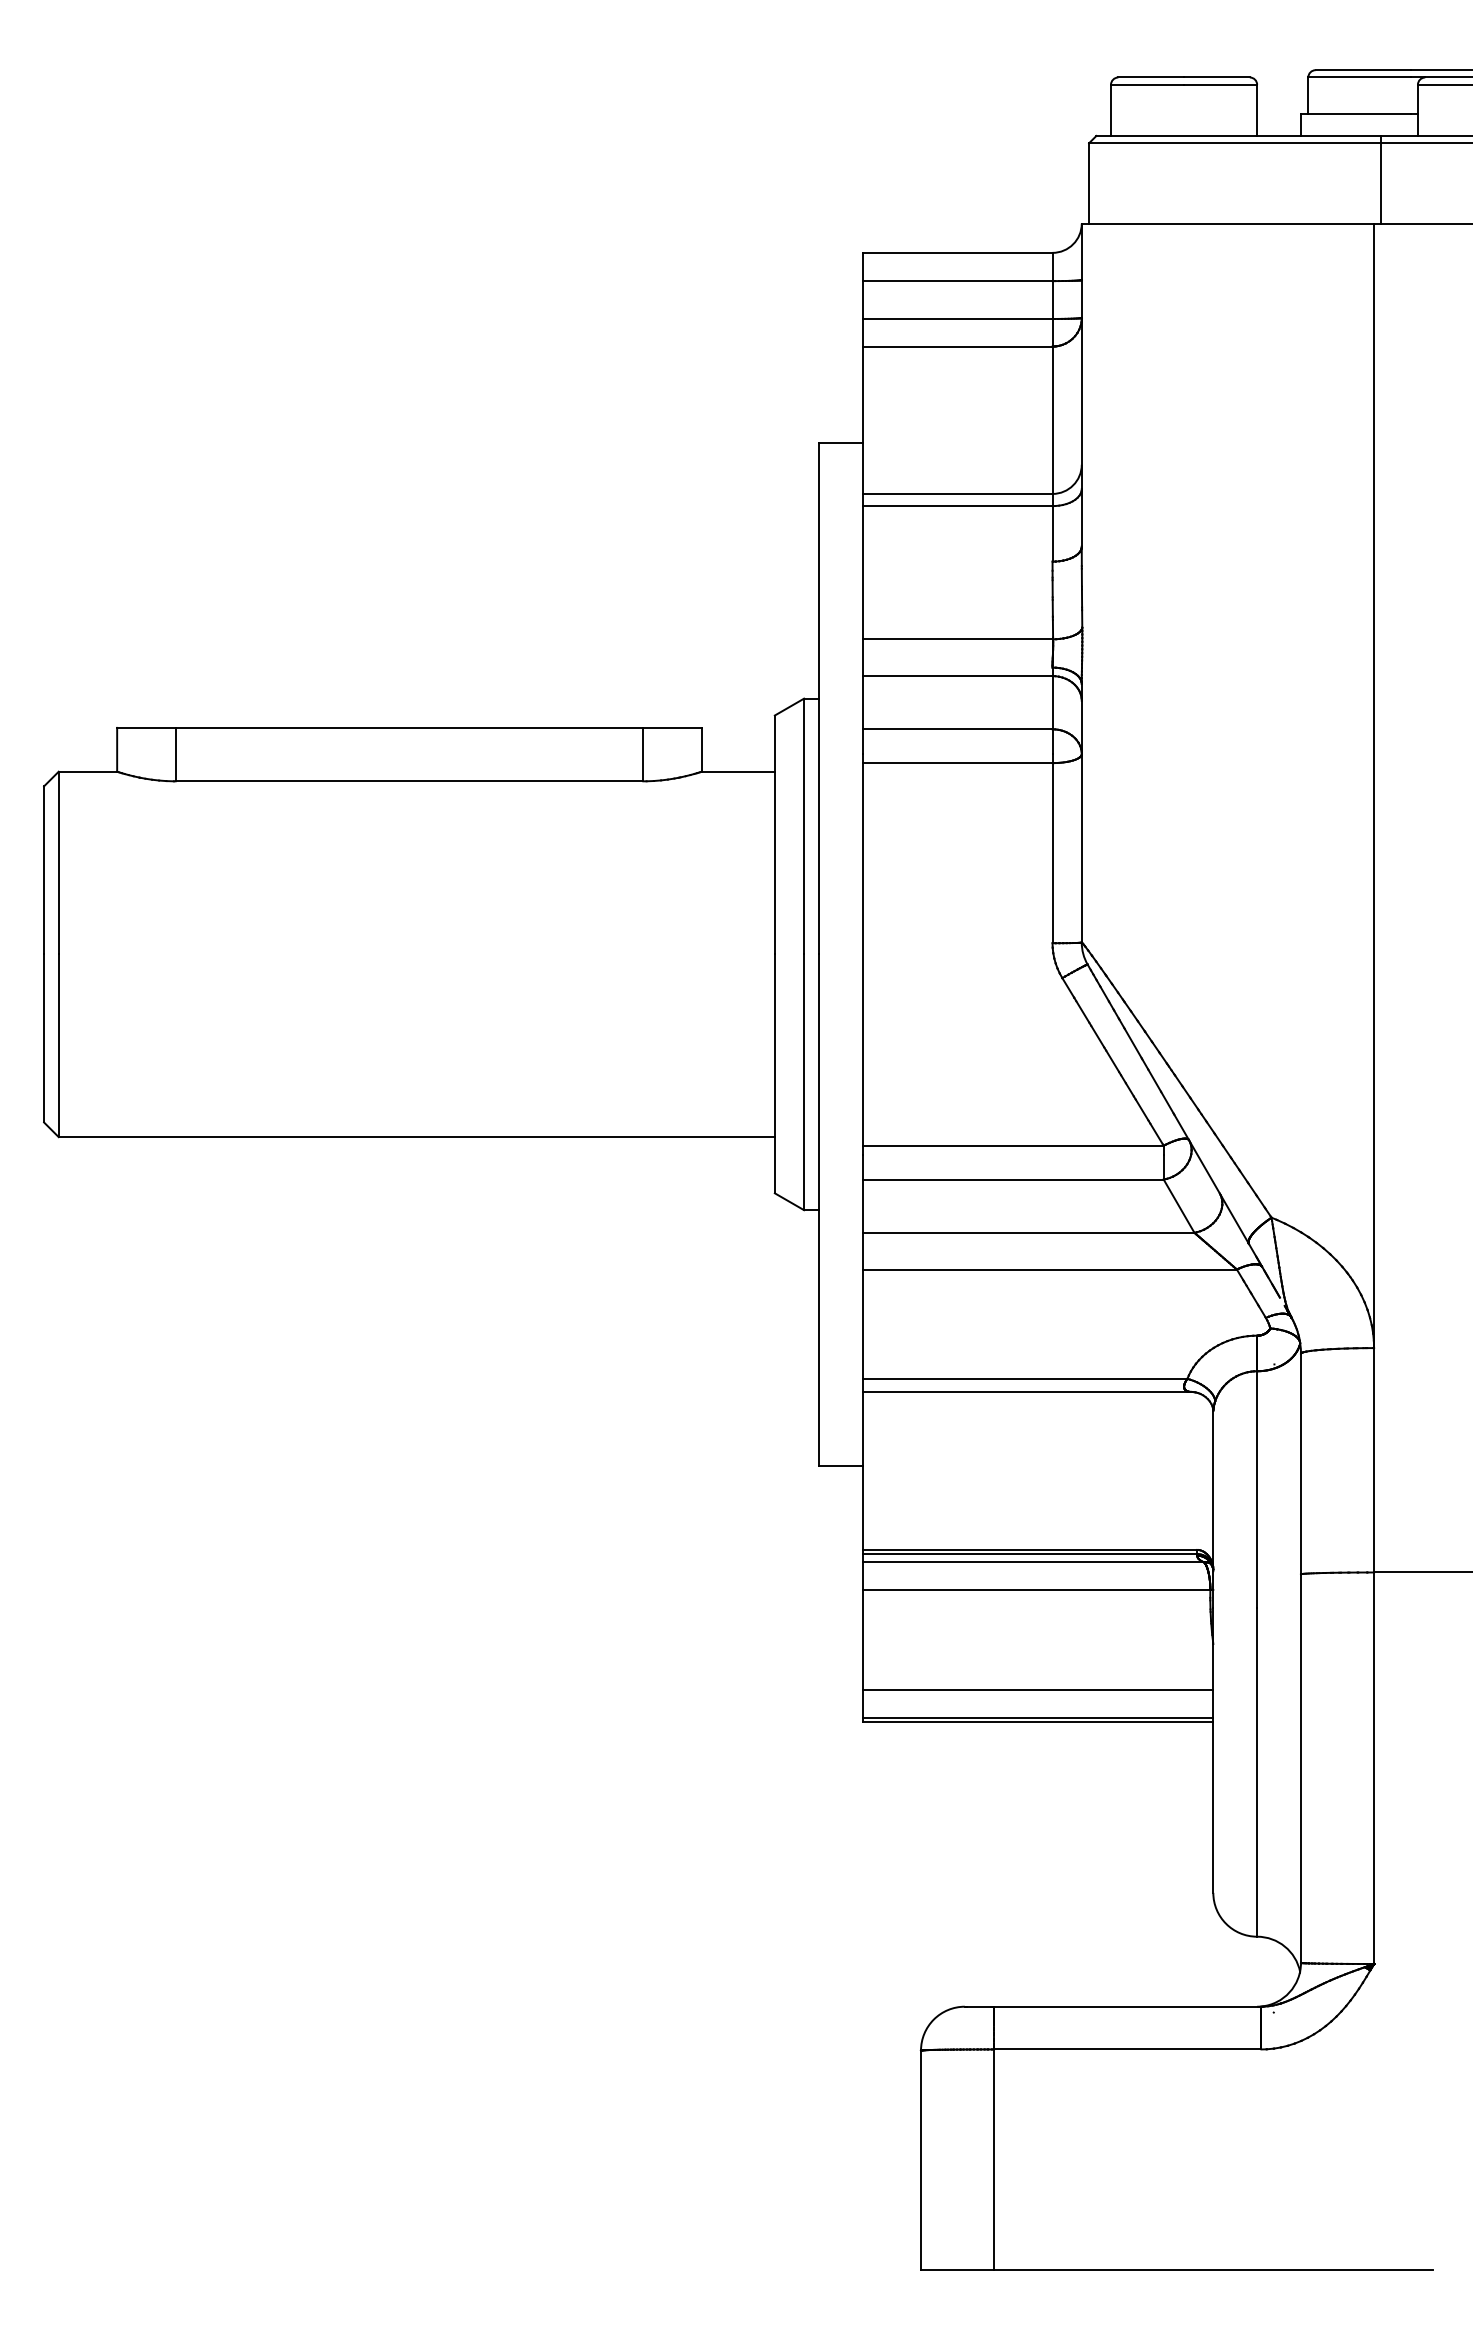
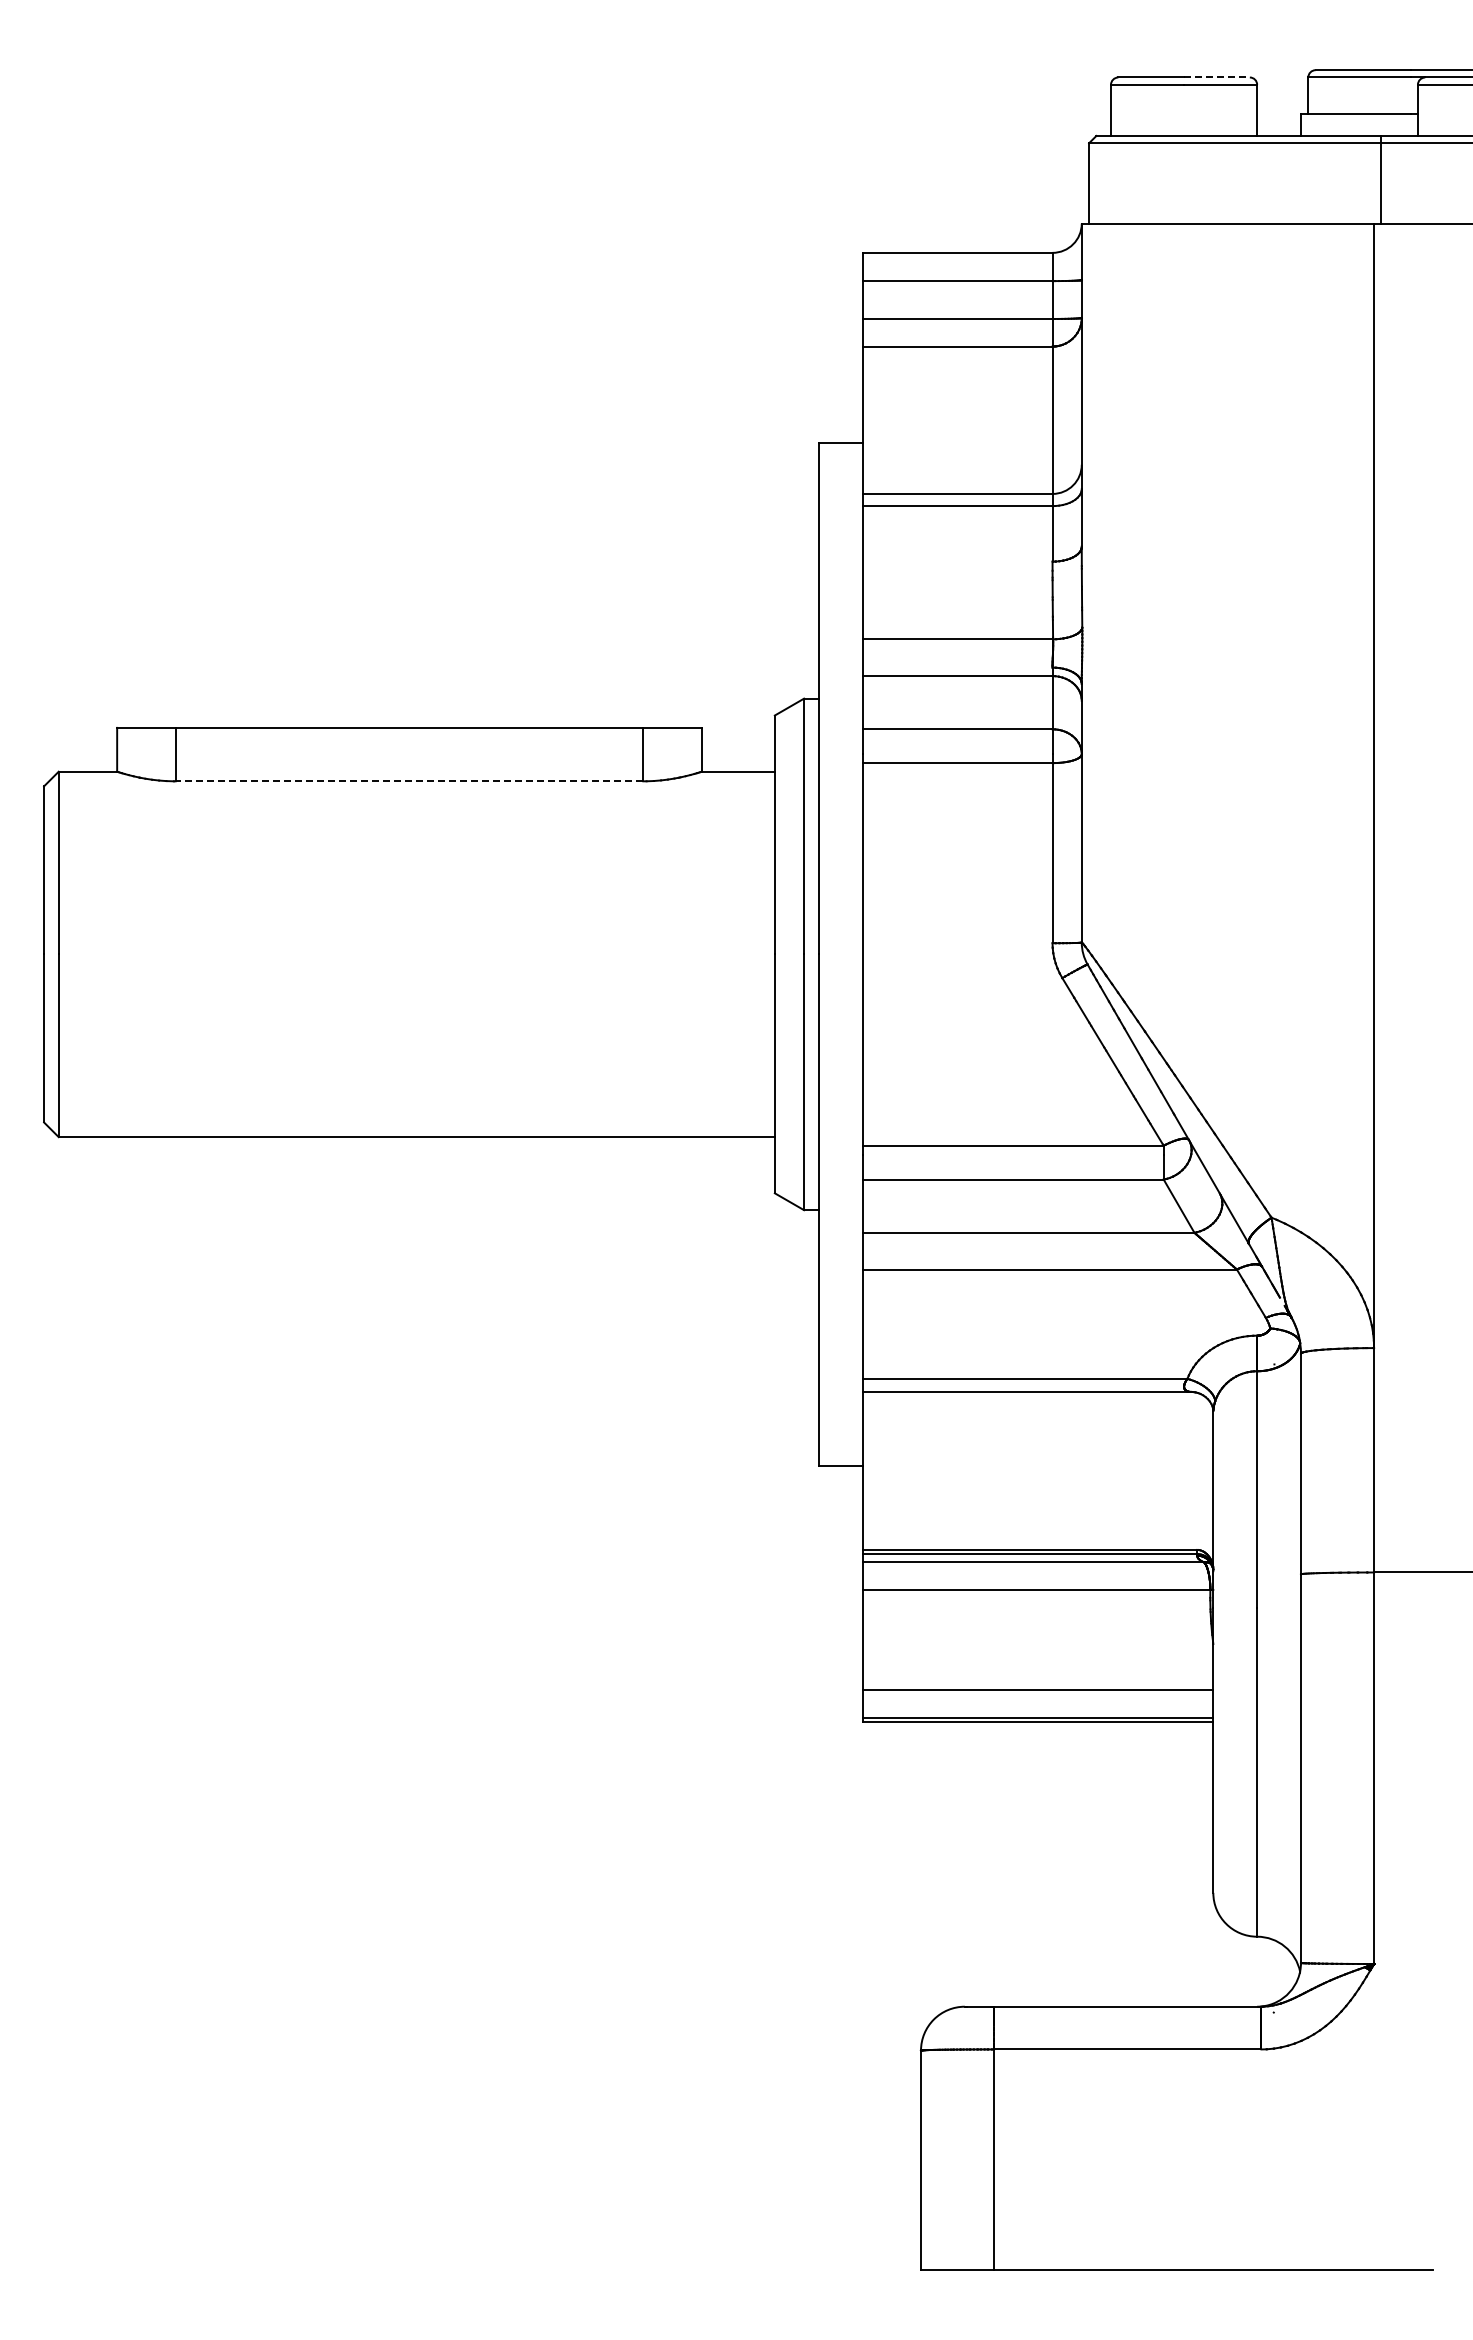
line: solid -> dashed (1216, 77)
line: solid -> dashed (409, 781)
